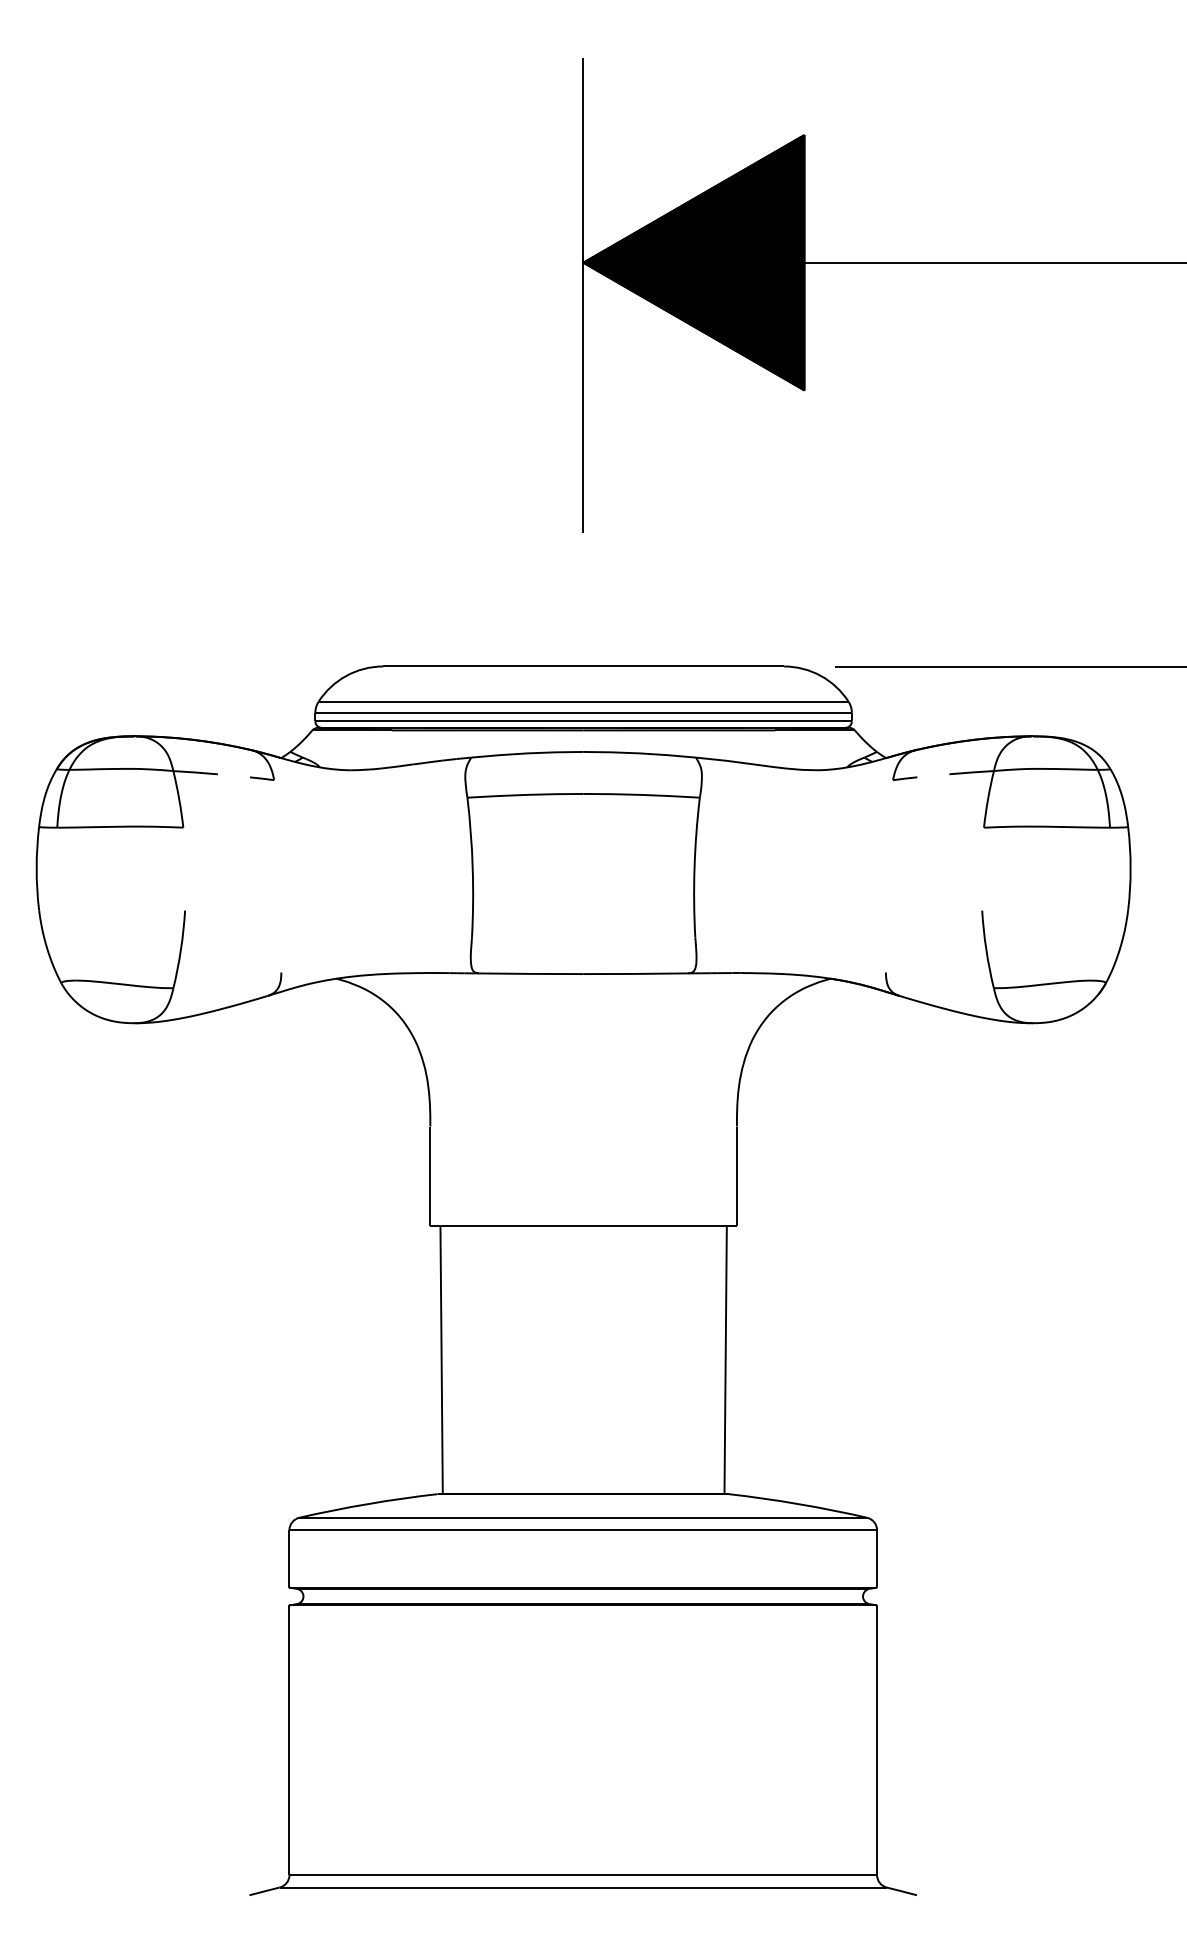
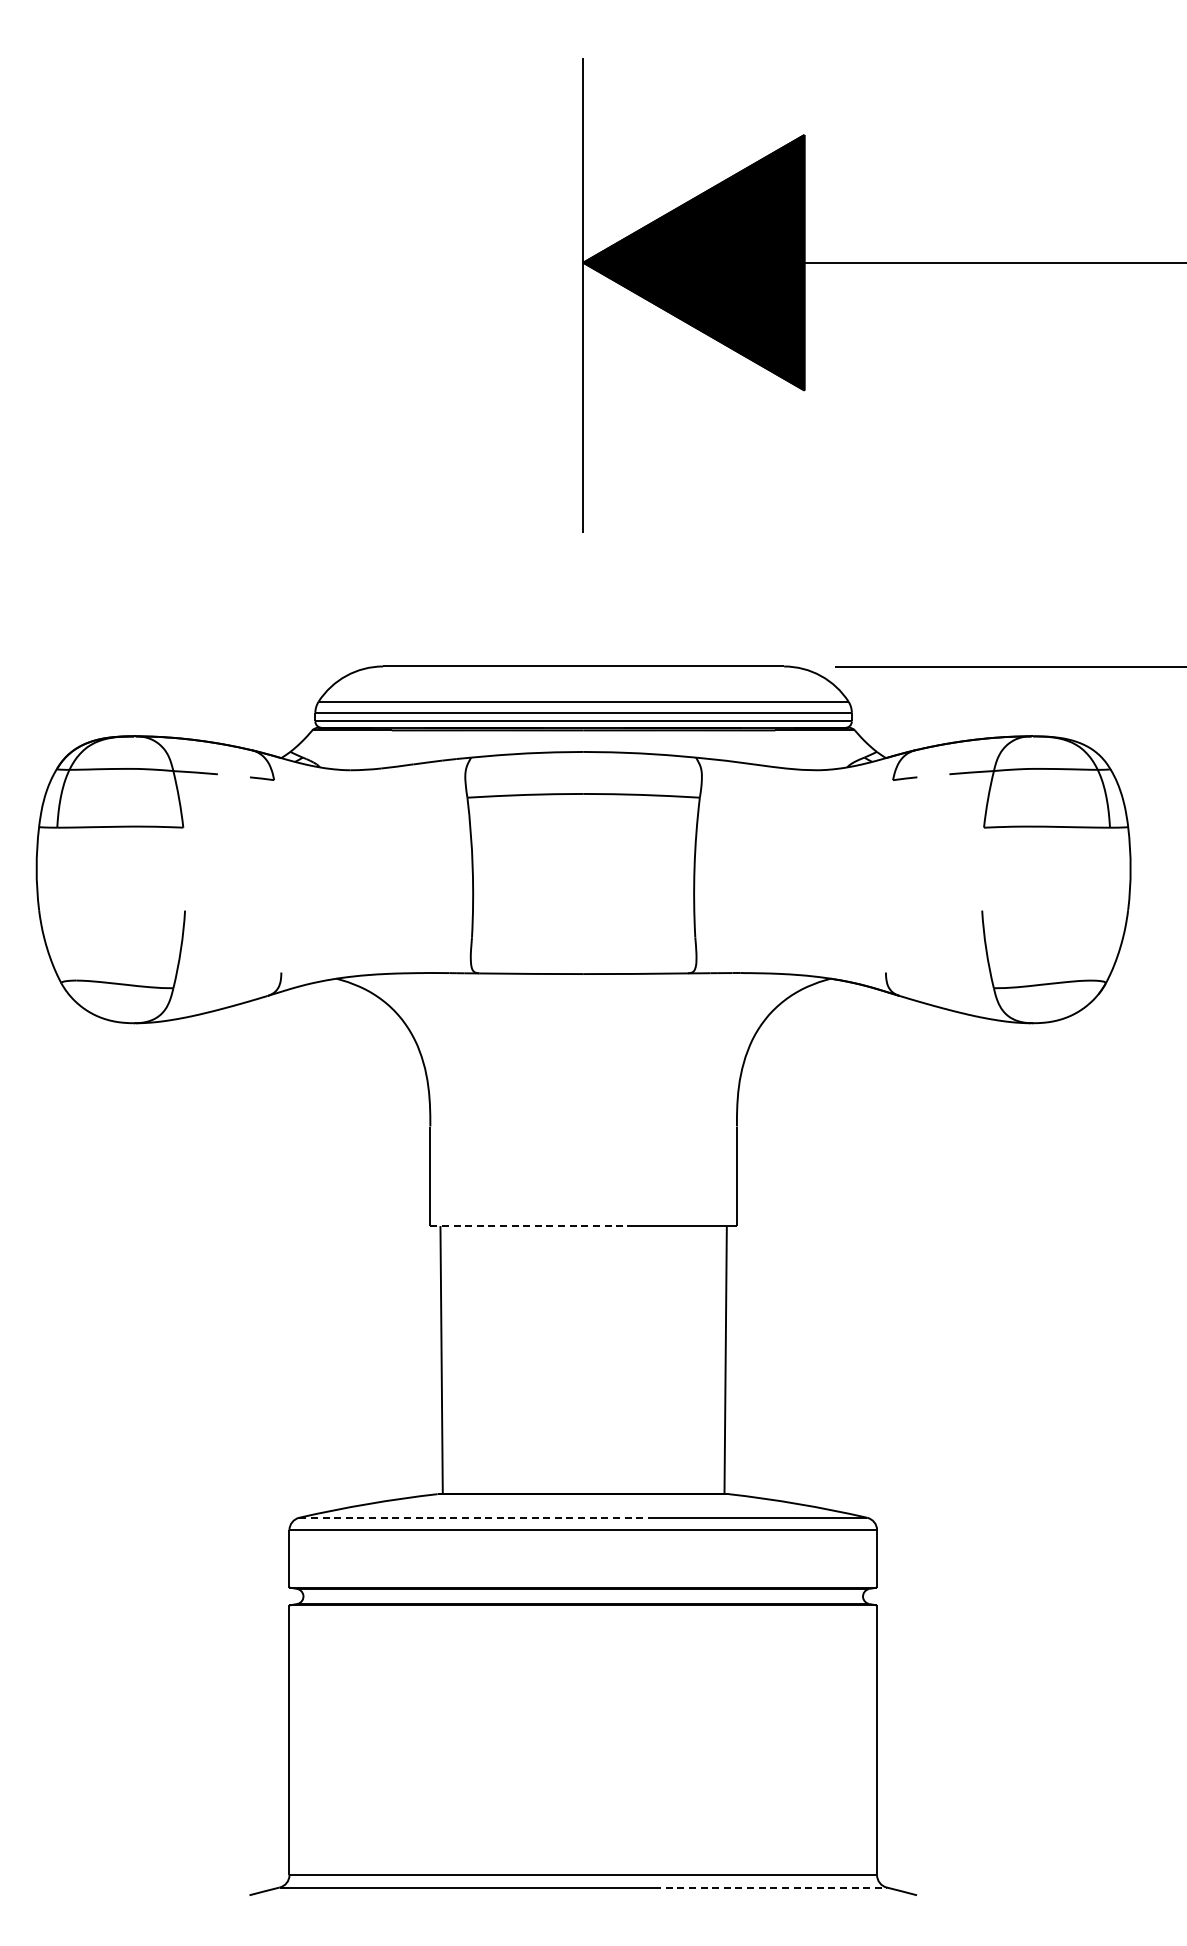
line: solid -> dashed (529, 1226)
line: solid -> dashed (475, 1517)
line: solid -> dashed (771, 1887)
